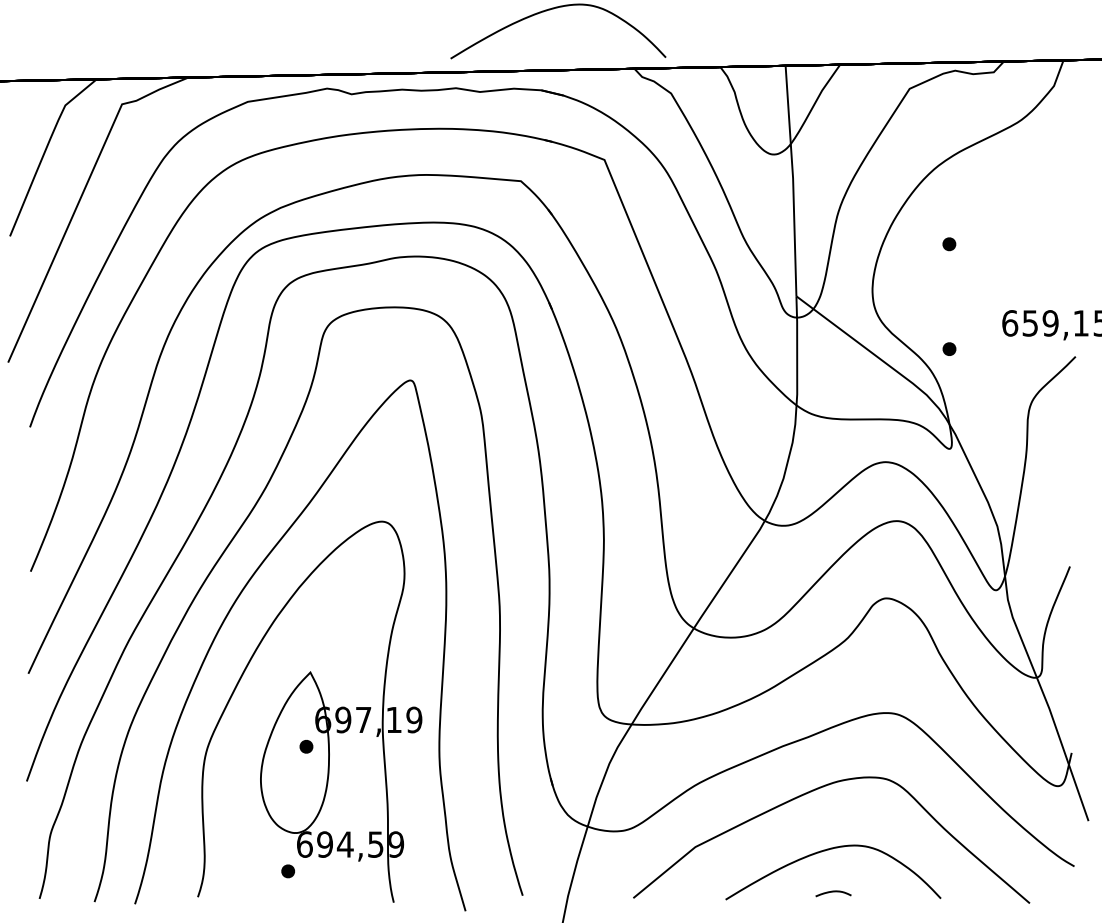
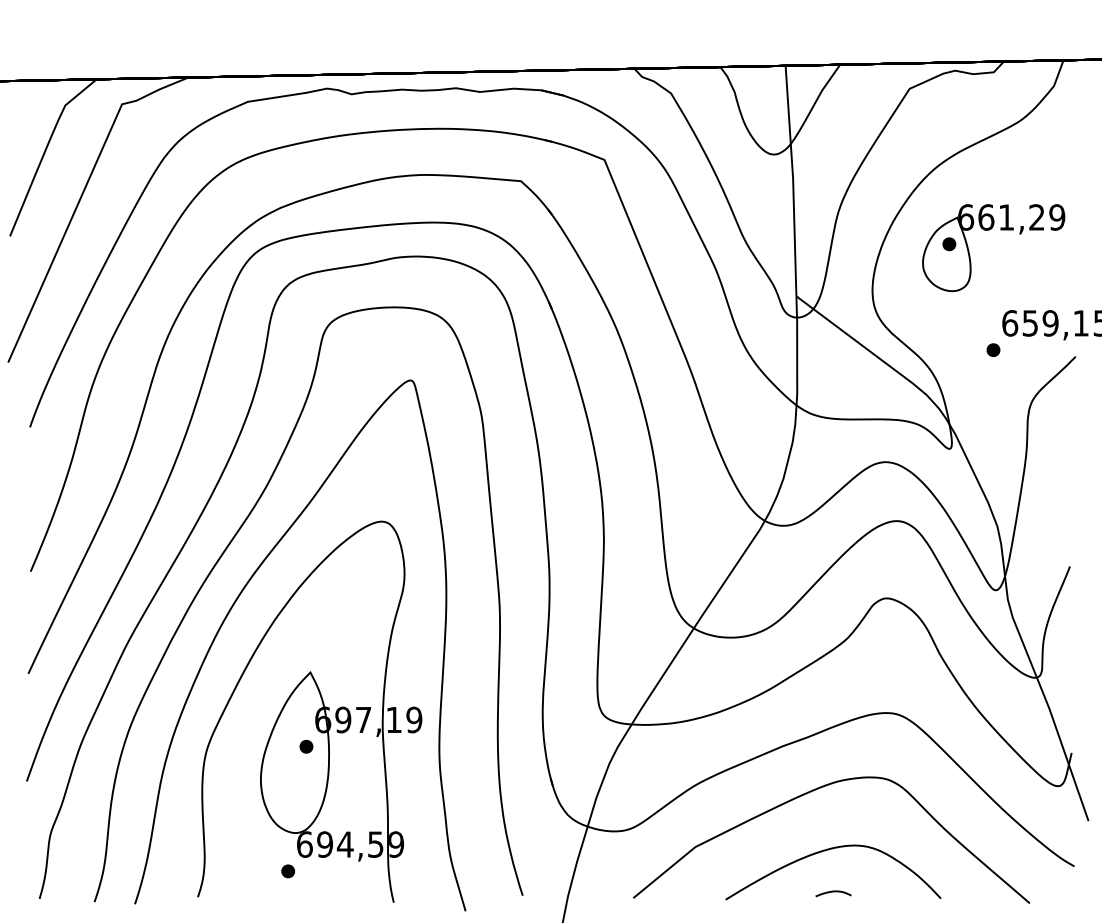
part: present -> none (550, 10)
part: none -> present (989, 230)
part position: (949, 348) -> (993, 349) (993, 349)
